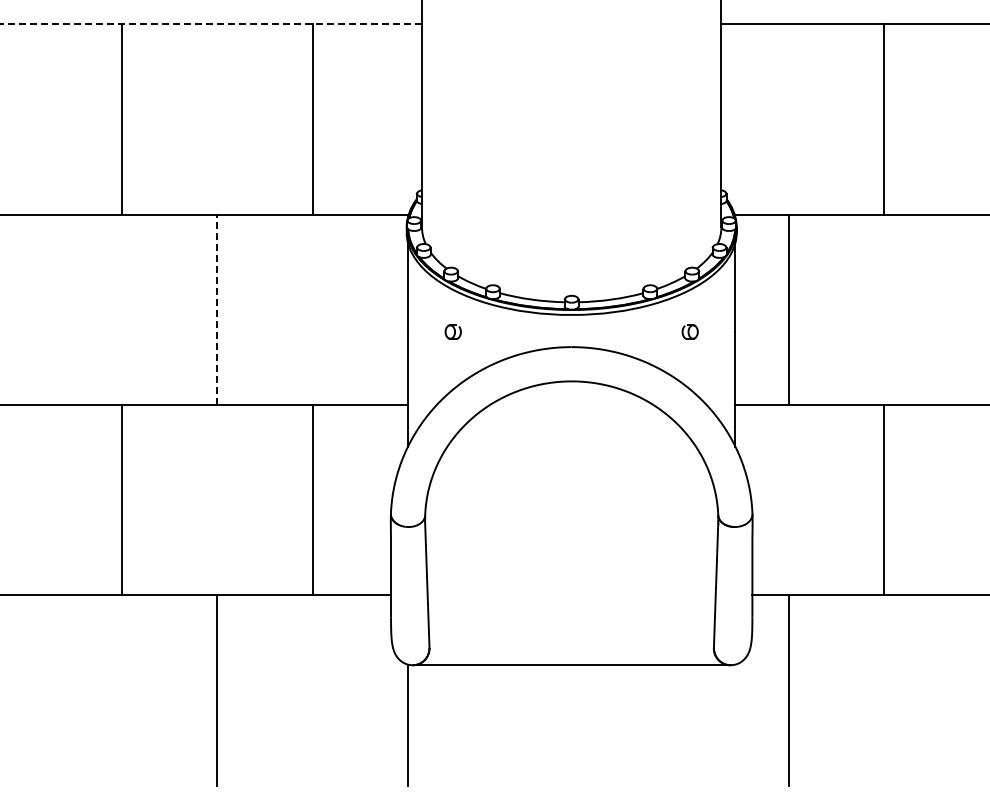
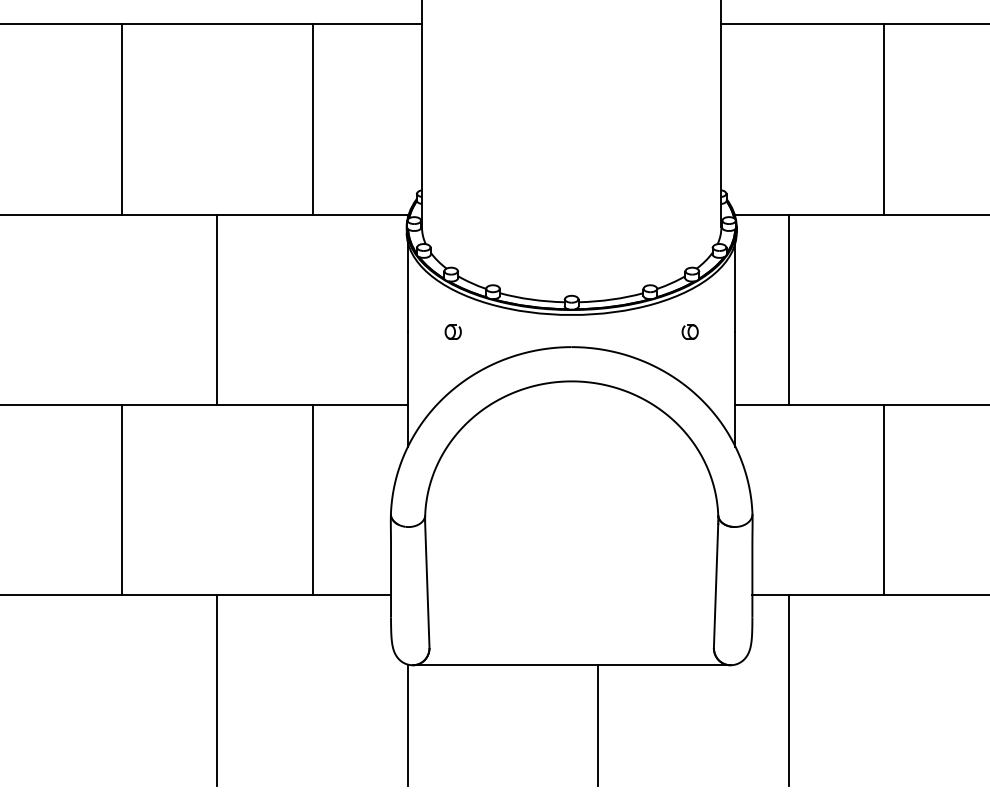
line: dashed -> solid (211, 24)
line: dashed -> solid (217, 309)
line: none -> present (598, 725)
